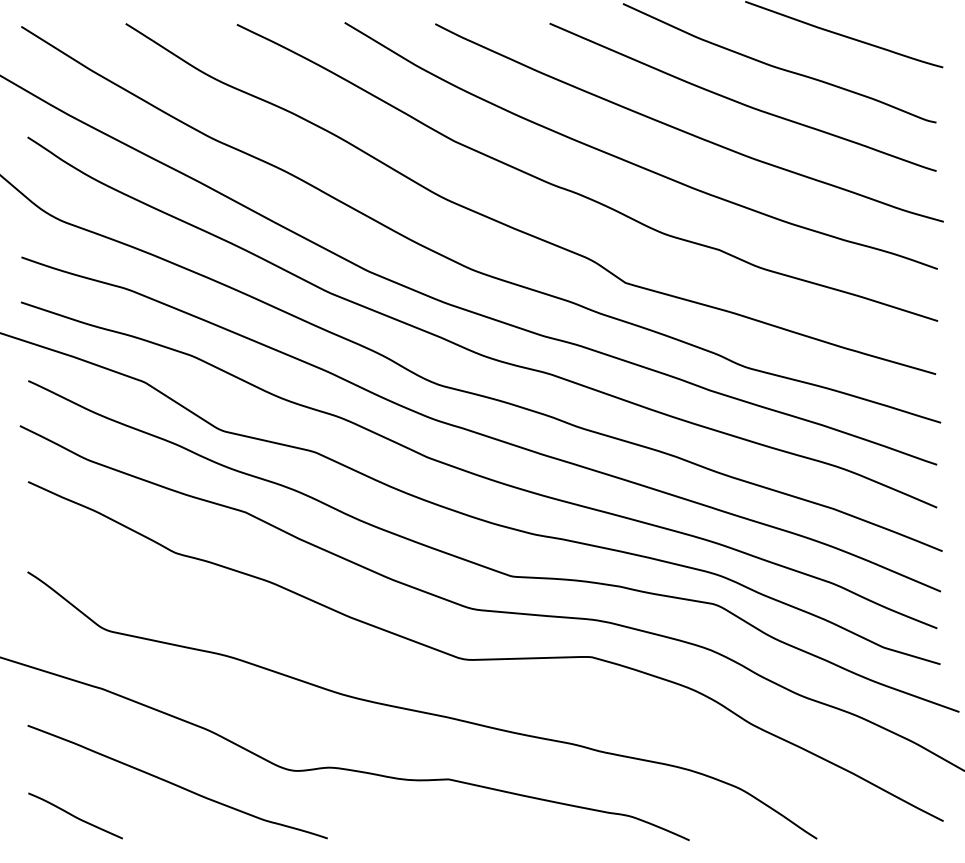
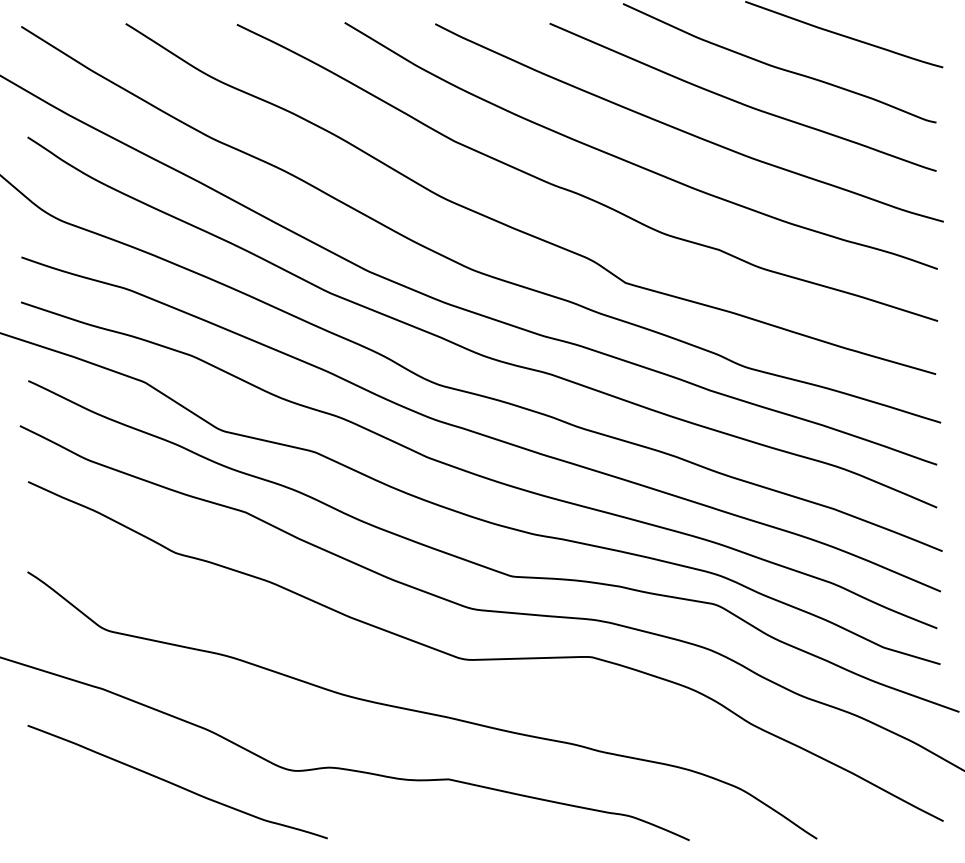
curve: present -> none (74, 815)
